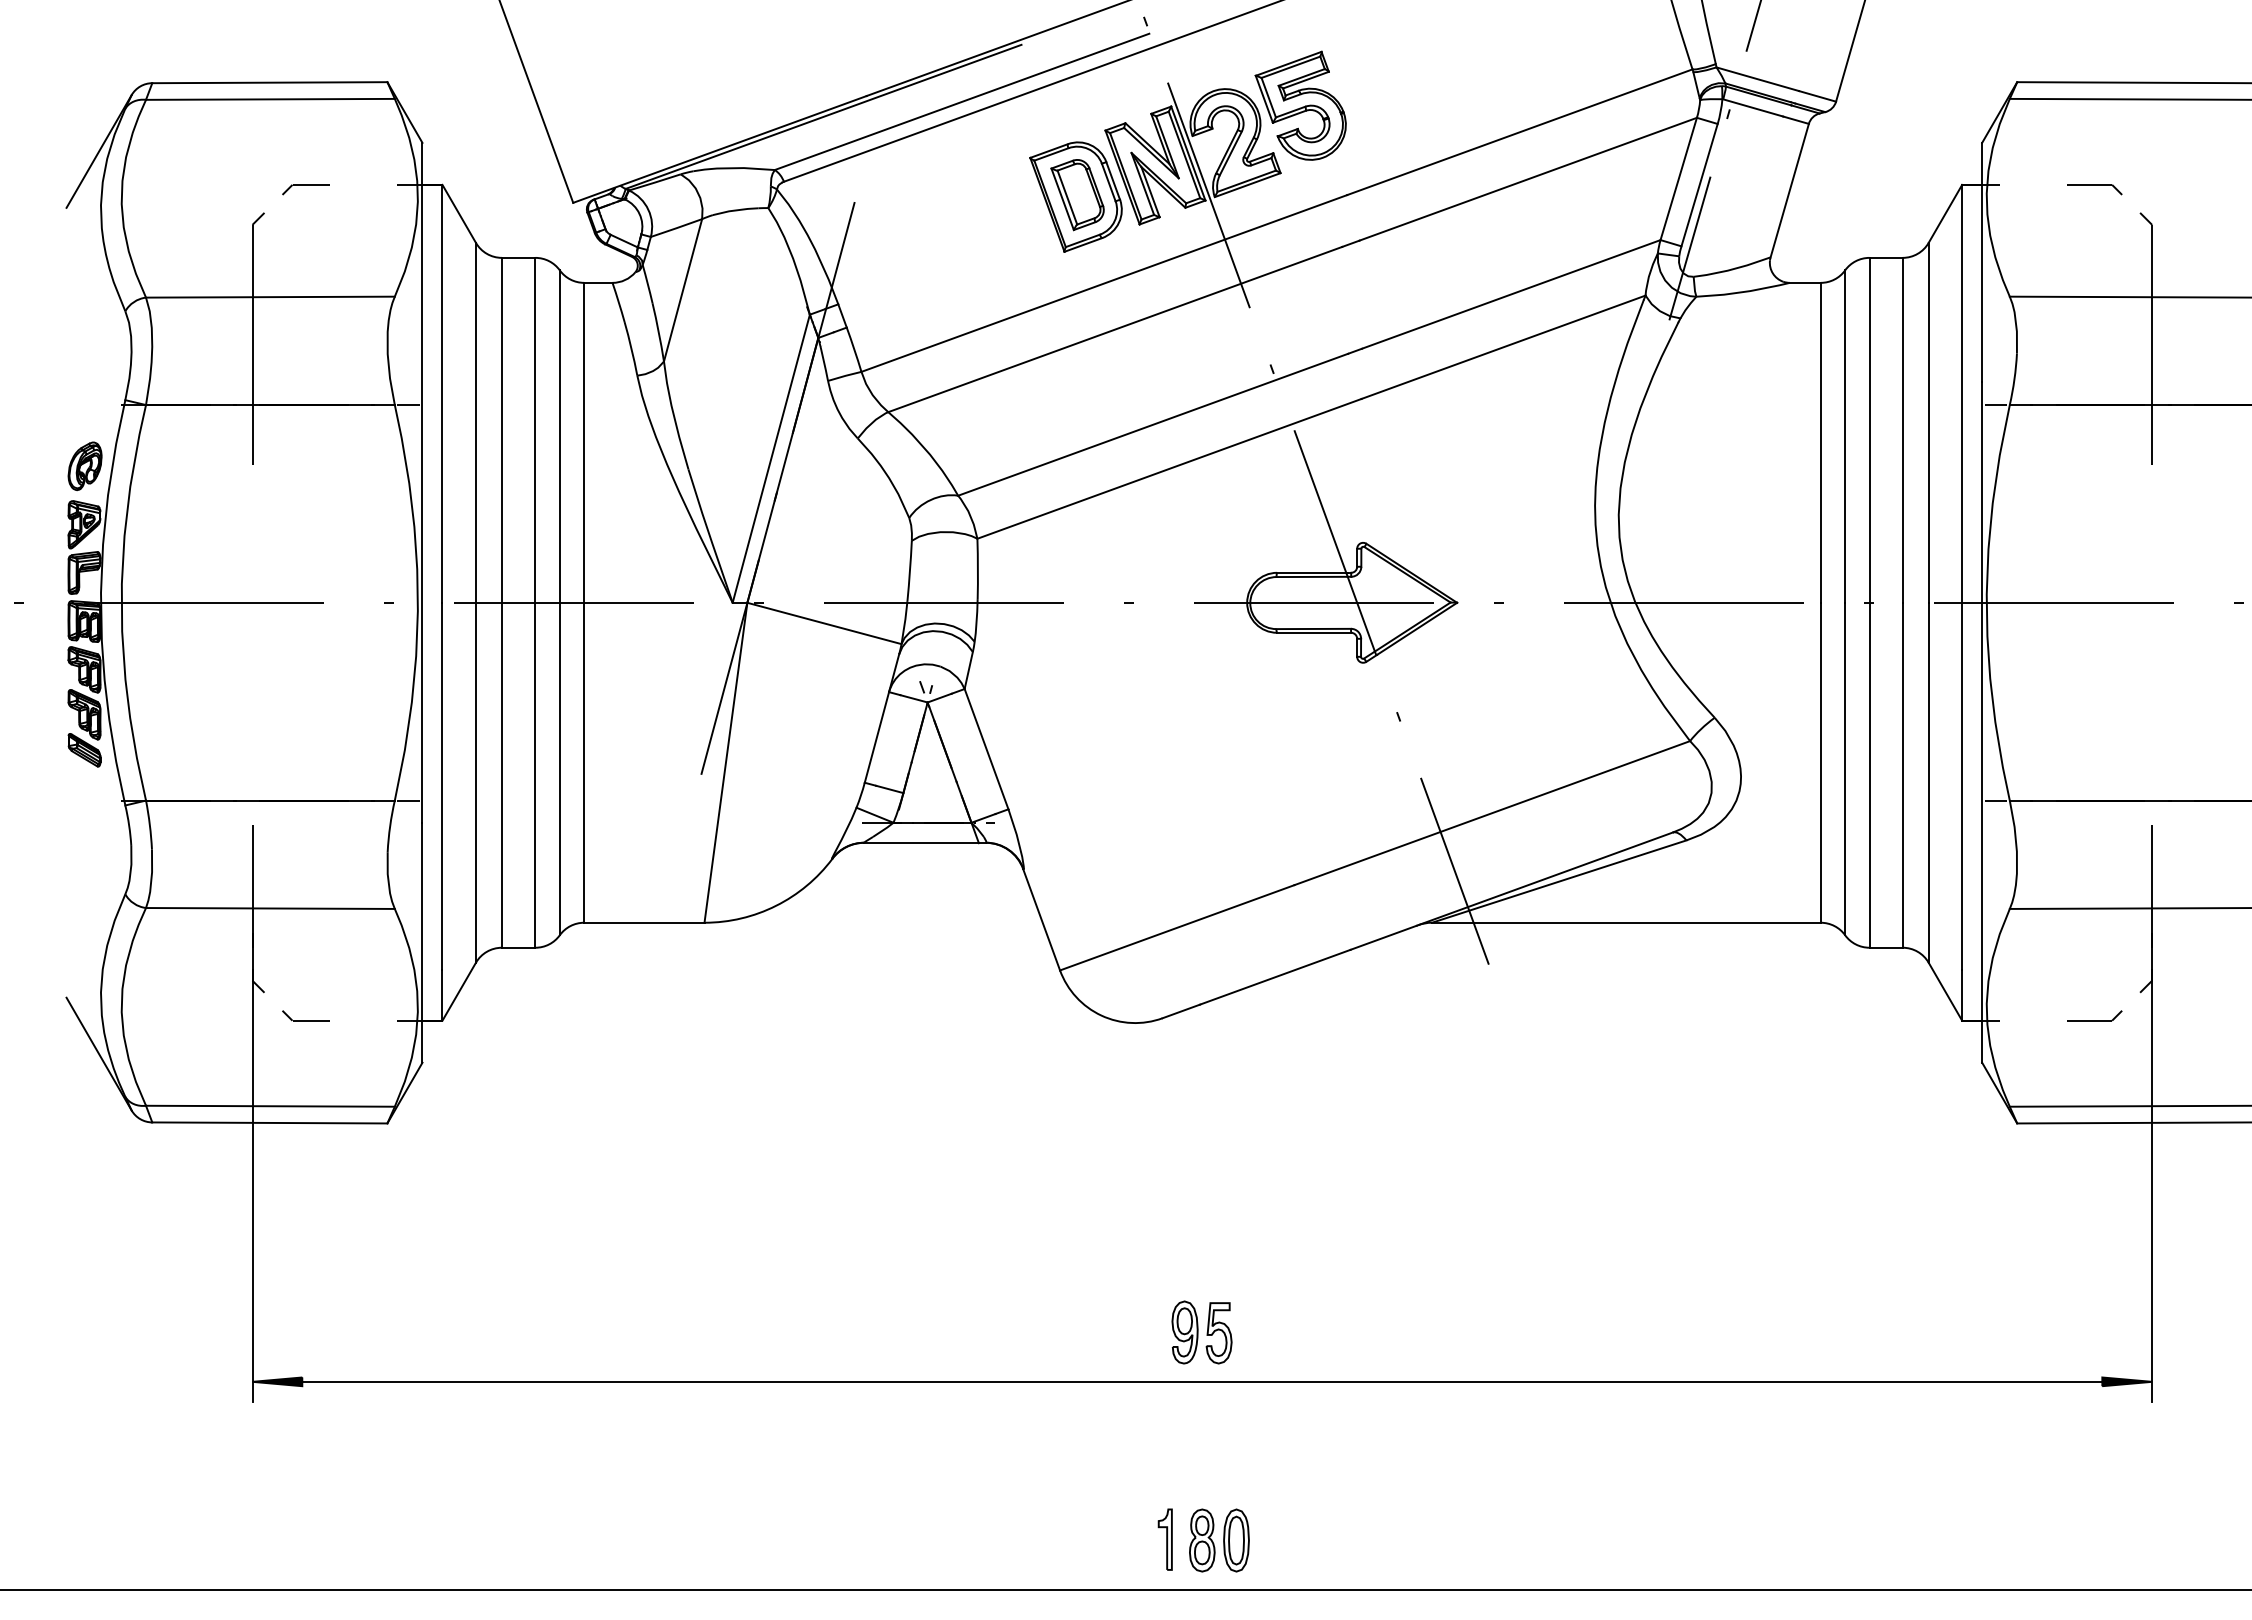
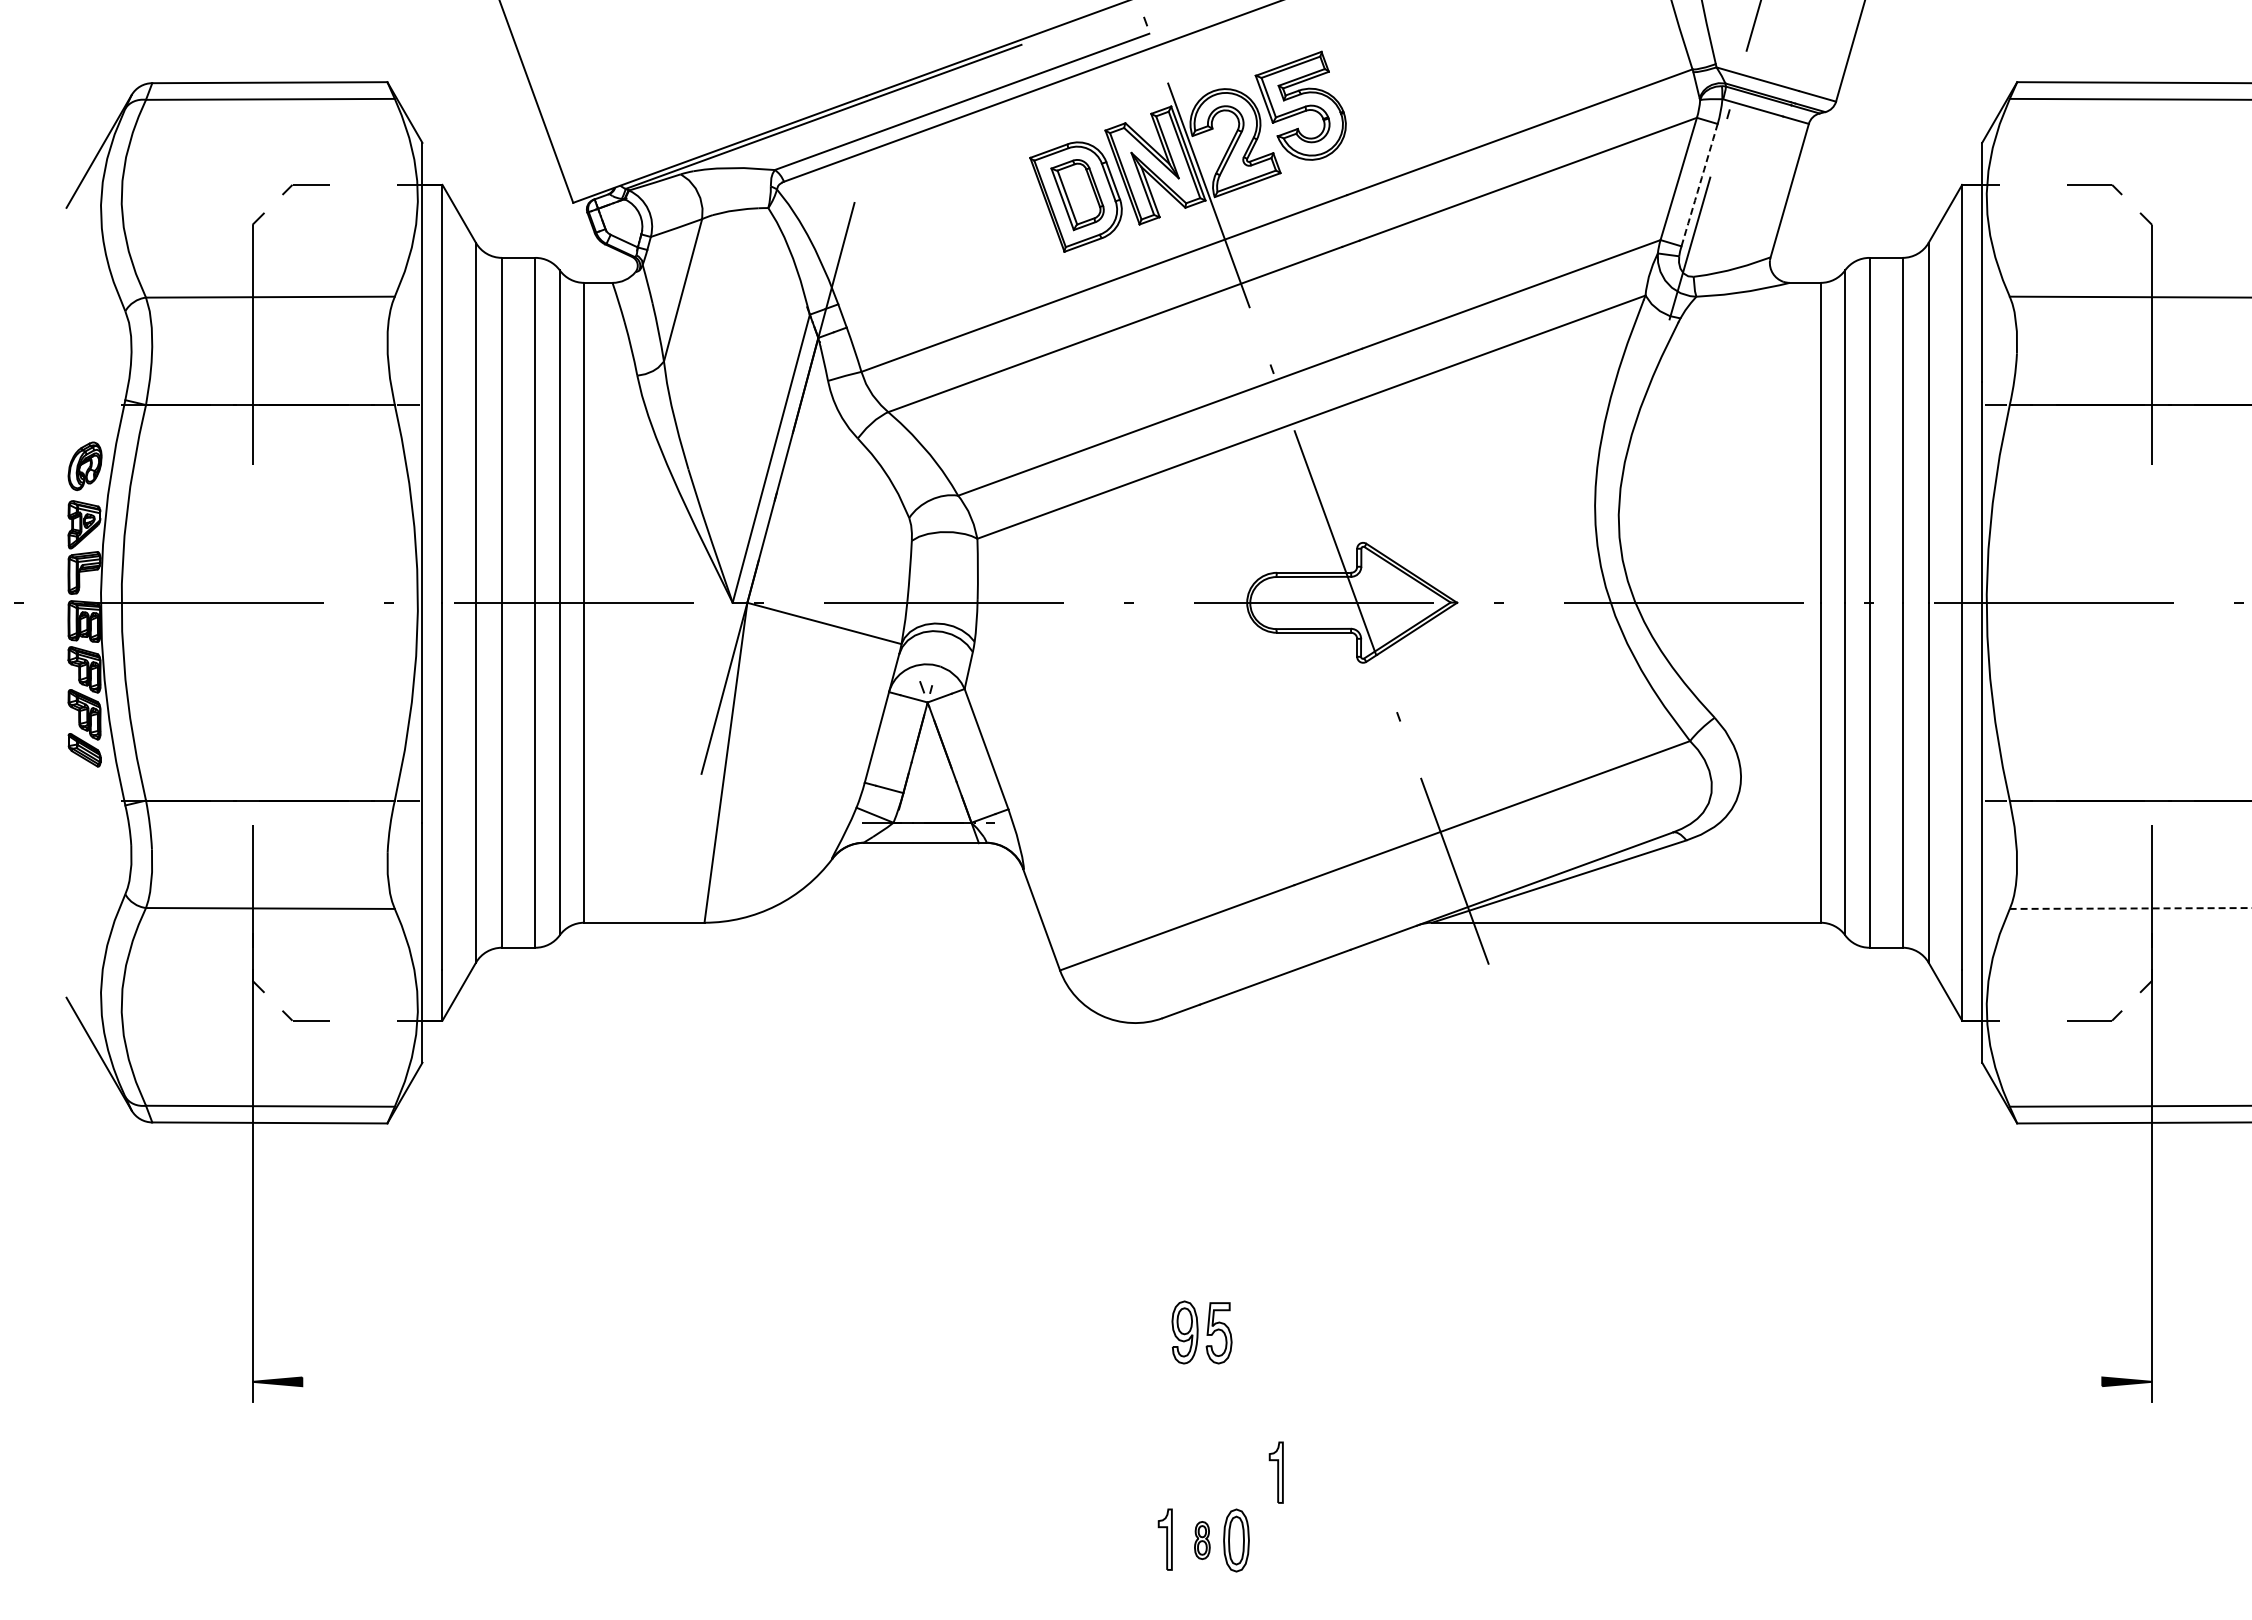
arc: solid -> dashed (1699, 185)
line: solid -> dashed (2130, 908)
line: present -> none (1202, 1381)
part: none -> present (1275, 1472)
part size: 27x65 px -> 17x39 px (1202, 1540)
line: present -> none (1125, 1589)
